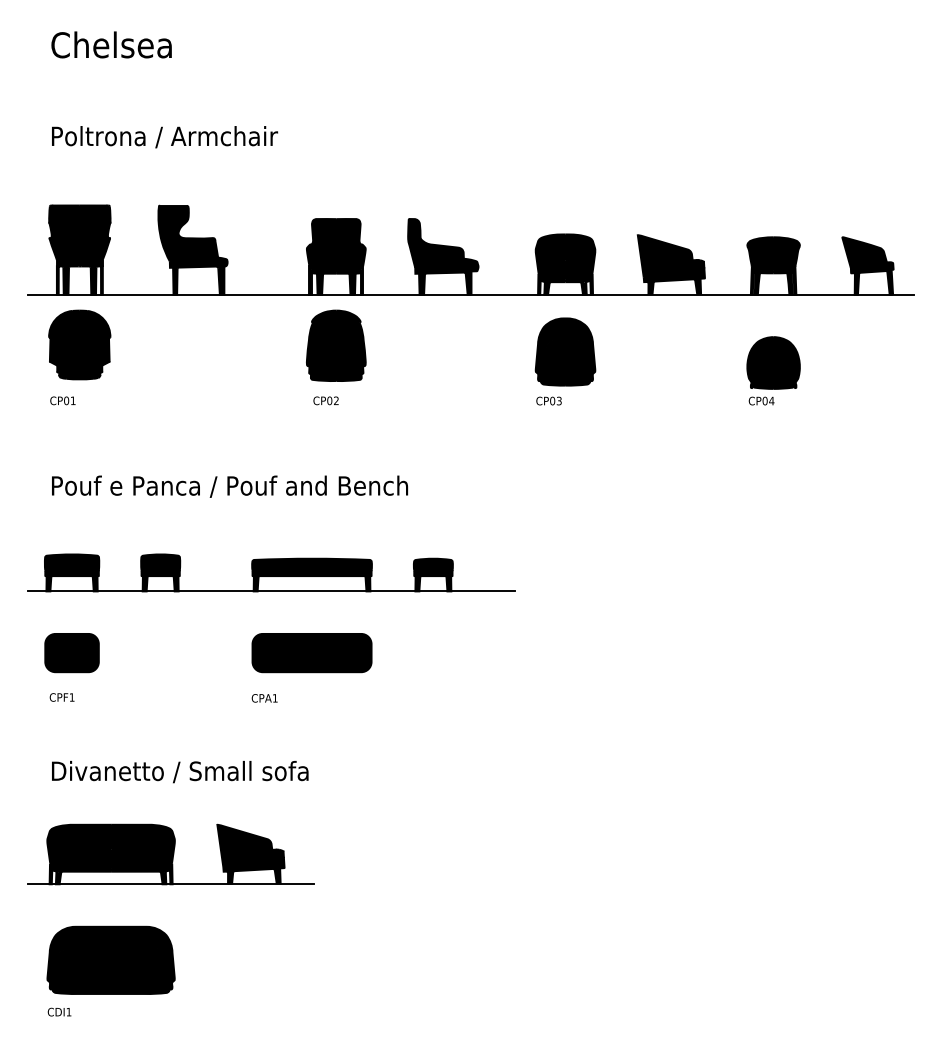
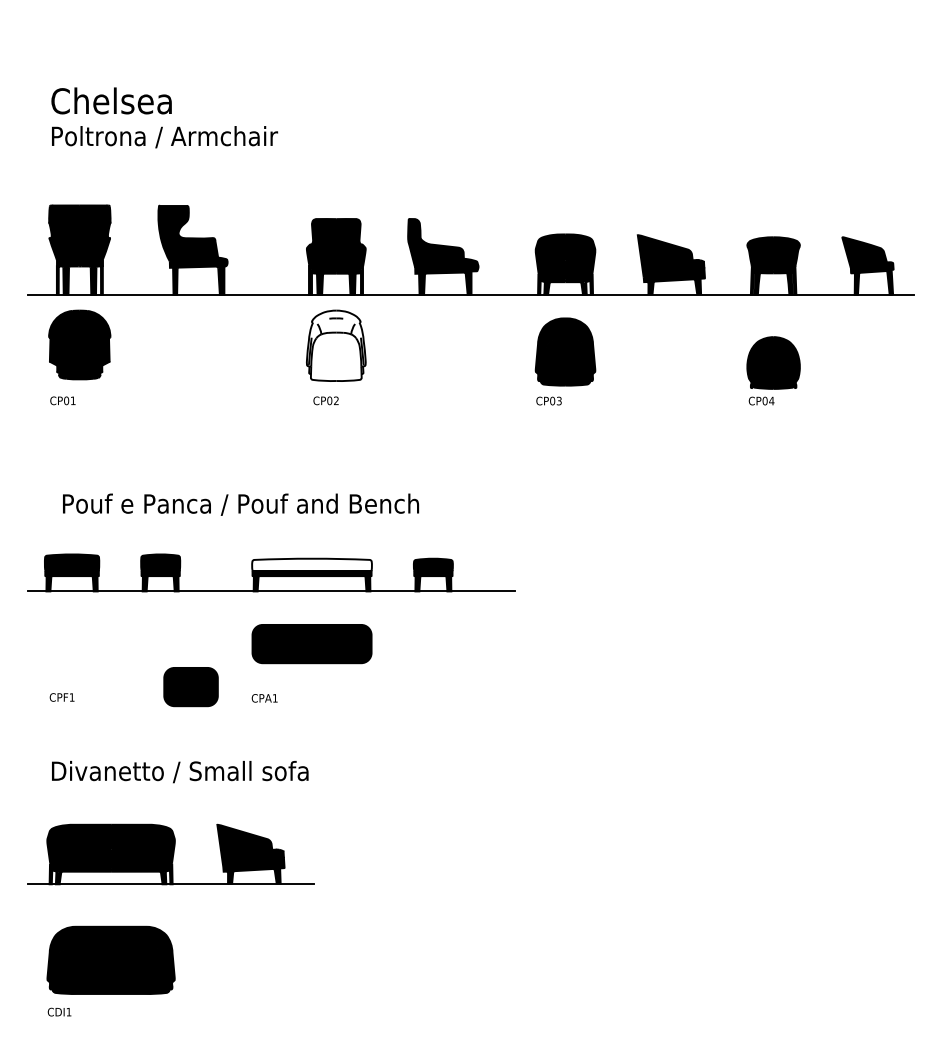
text position: (111, 44) -> (111, 100) (111, 100)
fill: present -> none (335, 345)
text position: (229, 486) -> (240, 504) (240, 504)
fill: present -> none (311, 564)
part position: (71, 653) -> (190, 687) (190, 687)
part position: (311, 653) -> (311, 644) (311, 644)
